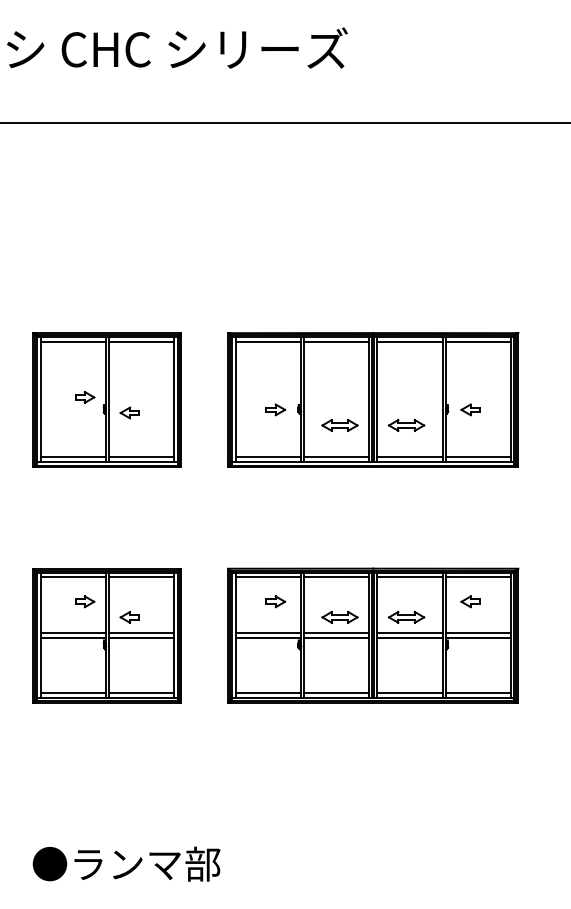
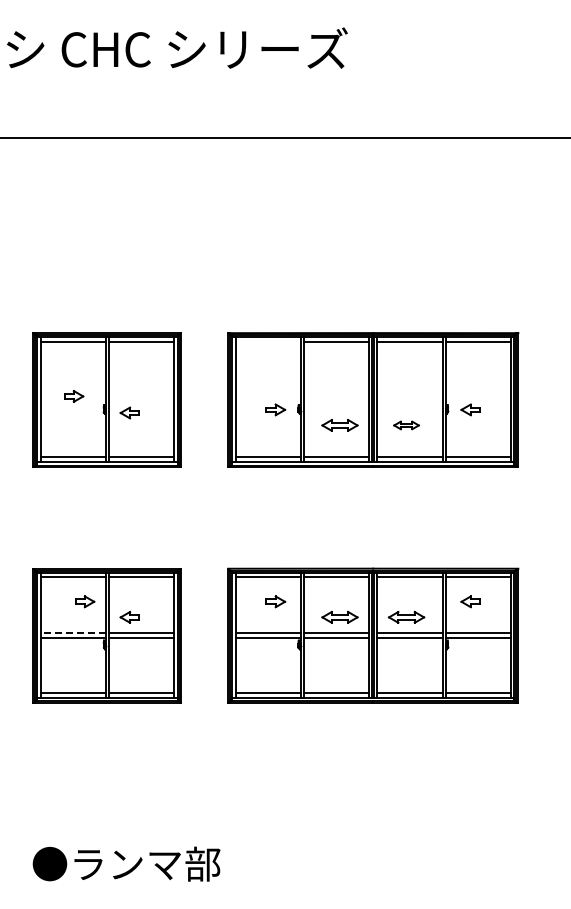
line position: (284, 122) -> (284, 137) (284, 137)
line: present -> none (267, 341)
part position: (85, 397) -> (74, 396) (74, 396)
part size: 39x13 px -> 27x11 px (406, 425)
line: solid -> dashed (73, 632)
